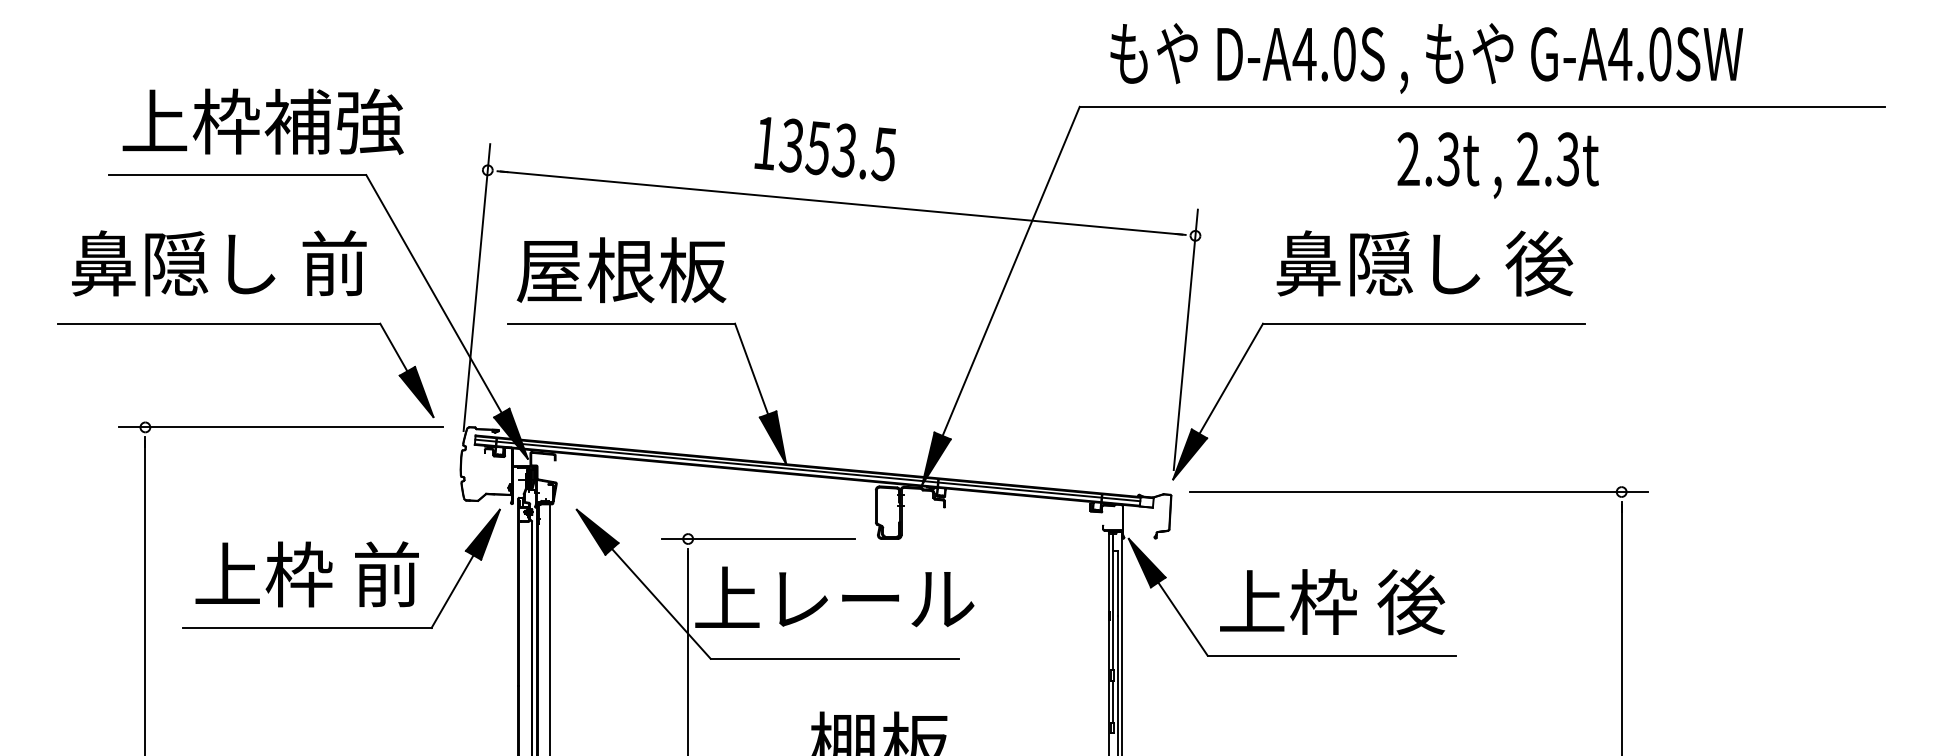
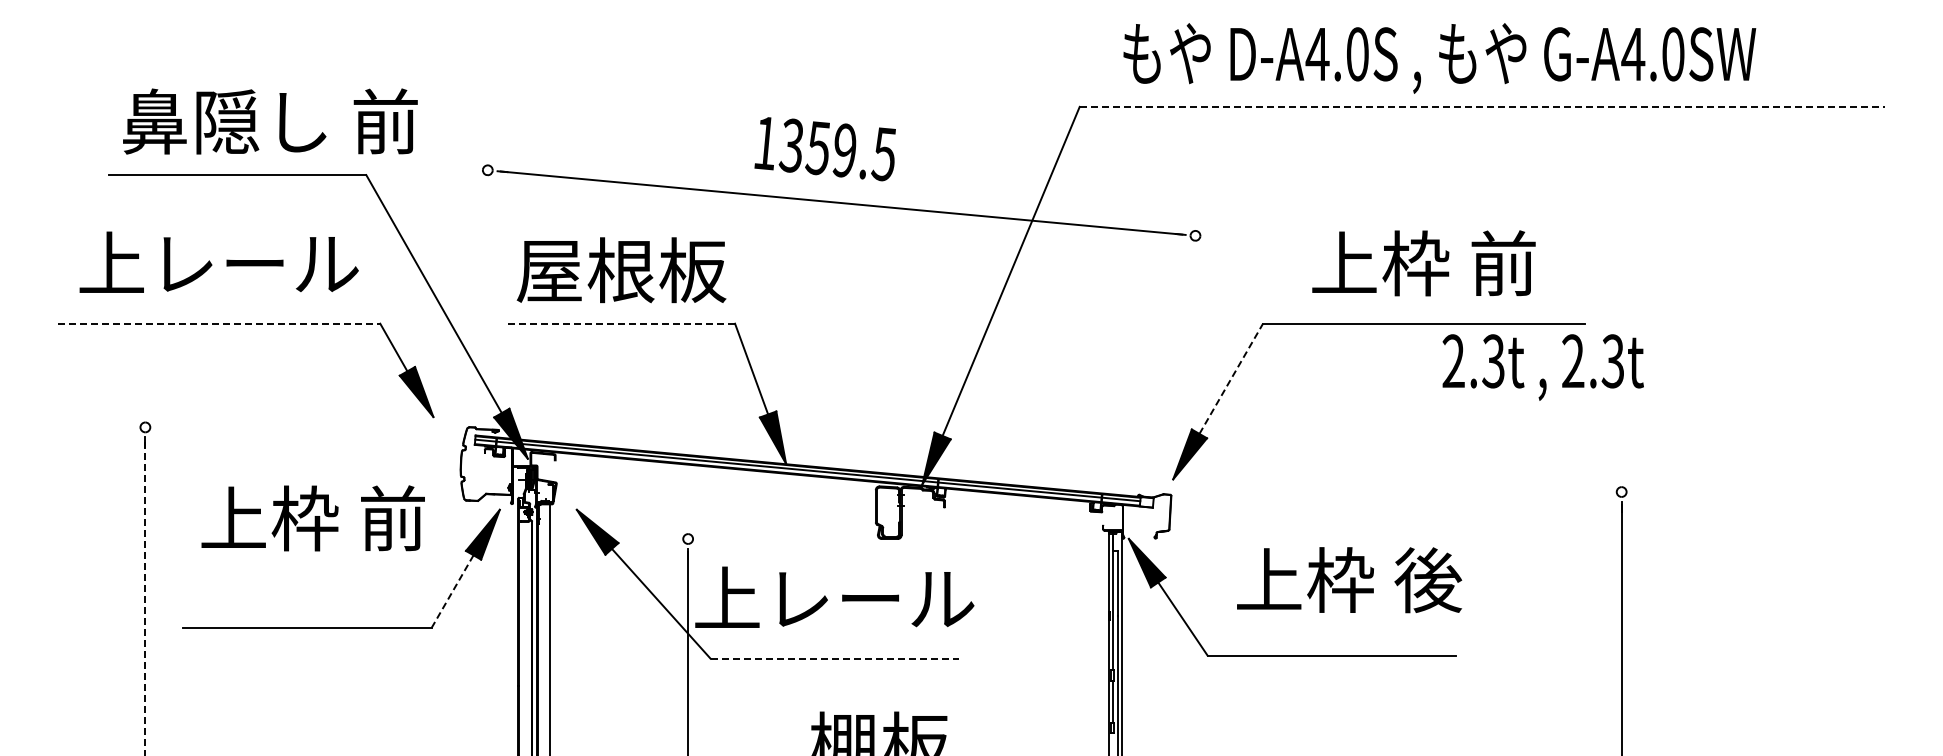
text position: (1426, 58) -> (1439, 58) (1439, 58)
line: solid -> dashed (1482, 106)
text: 上枠補強 -> 鼻隠し 前 (269, 121)
text: 1353.5 -> 1359.5 (843, 150)
text position: (1497, 165) -> (1542, 367) (1542, 367)
text: 鼻隠し 前 -> 上レール (219, 263)
text: 鼻隠し 後 -> 上枠 前 (1424, 263)
line: present -> none (476, 287)
line: solid -> dashed (219, 323)
line: solid -> dashed (621, 323)
line: present -> none (1185, 339)
line: solid -> dashed (1231, 378)
line: present -> none (281, 427)
line: present -> none (1418, 492)
line: present -> none (758, 539)
text position: (306, 574) -> (312, 518) (312, 518)
line: solid -> dashed (452, 591)
line: solid -> dashed (145, 597)
text position: (1332, 602) -> (1349, 580) (1349, 580)
line: solid -> dashed (835, 658)
